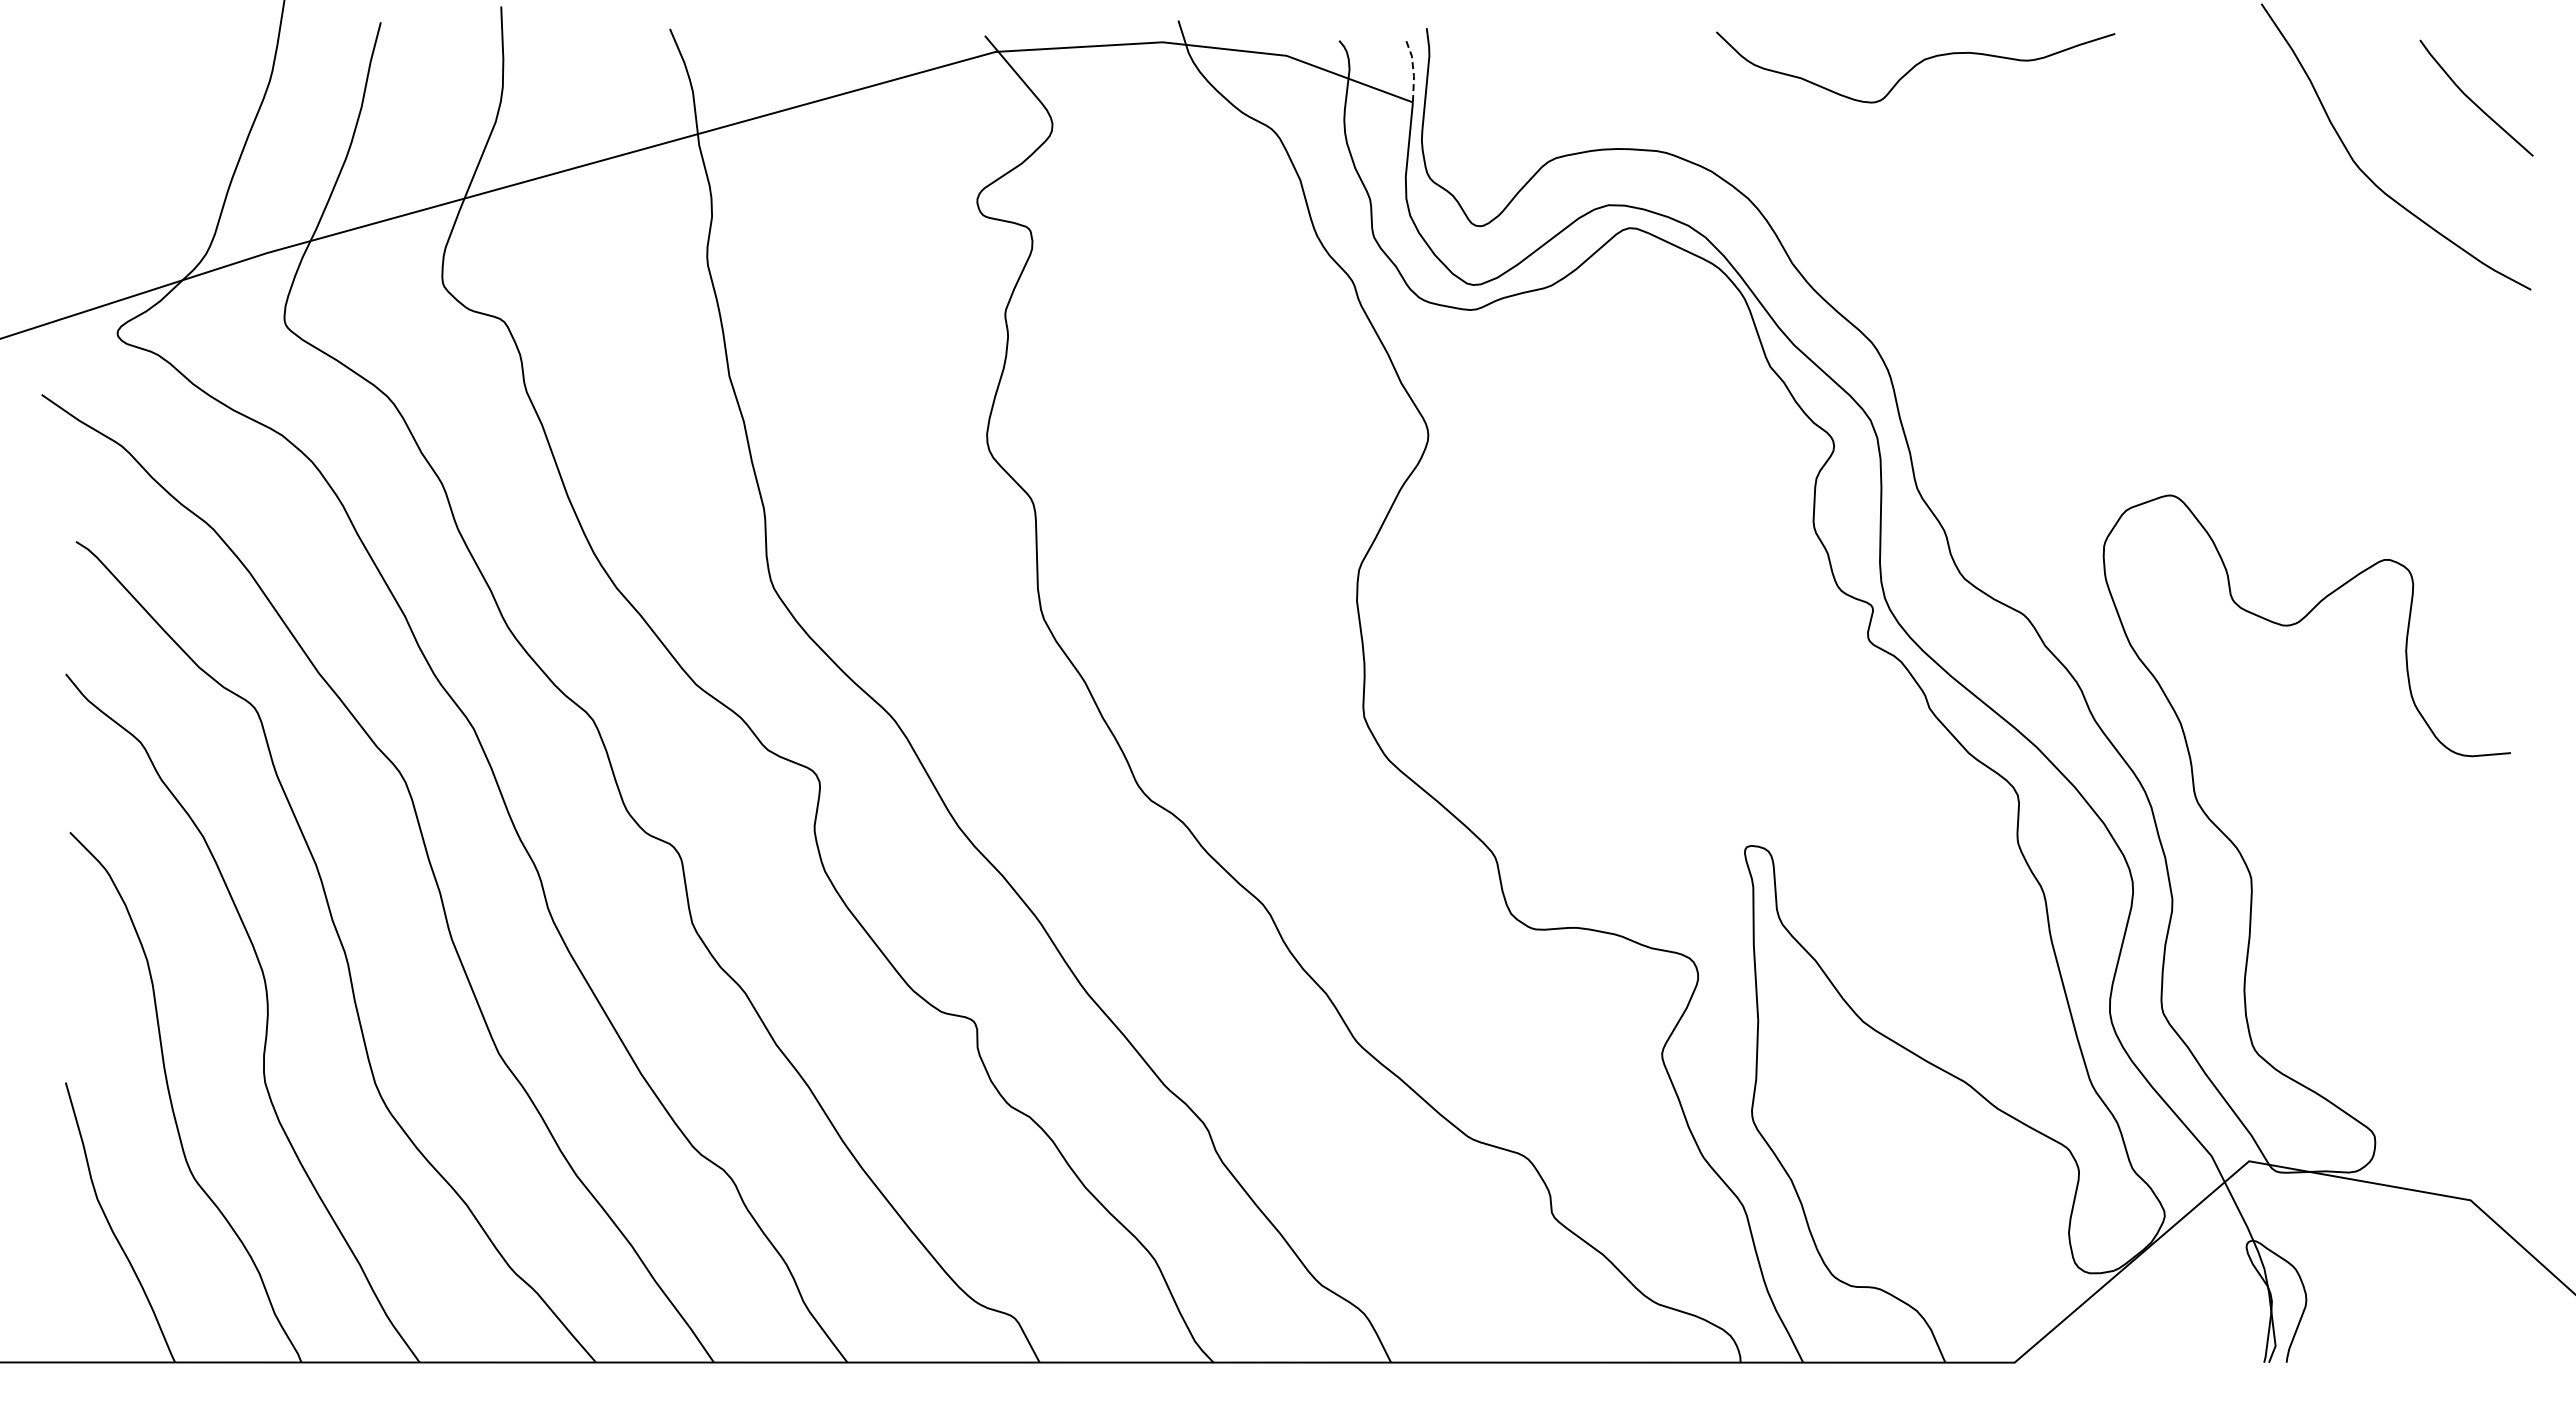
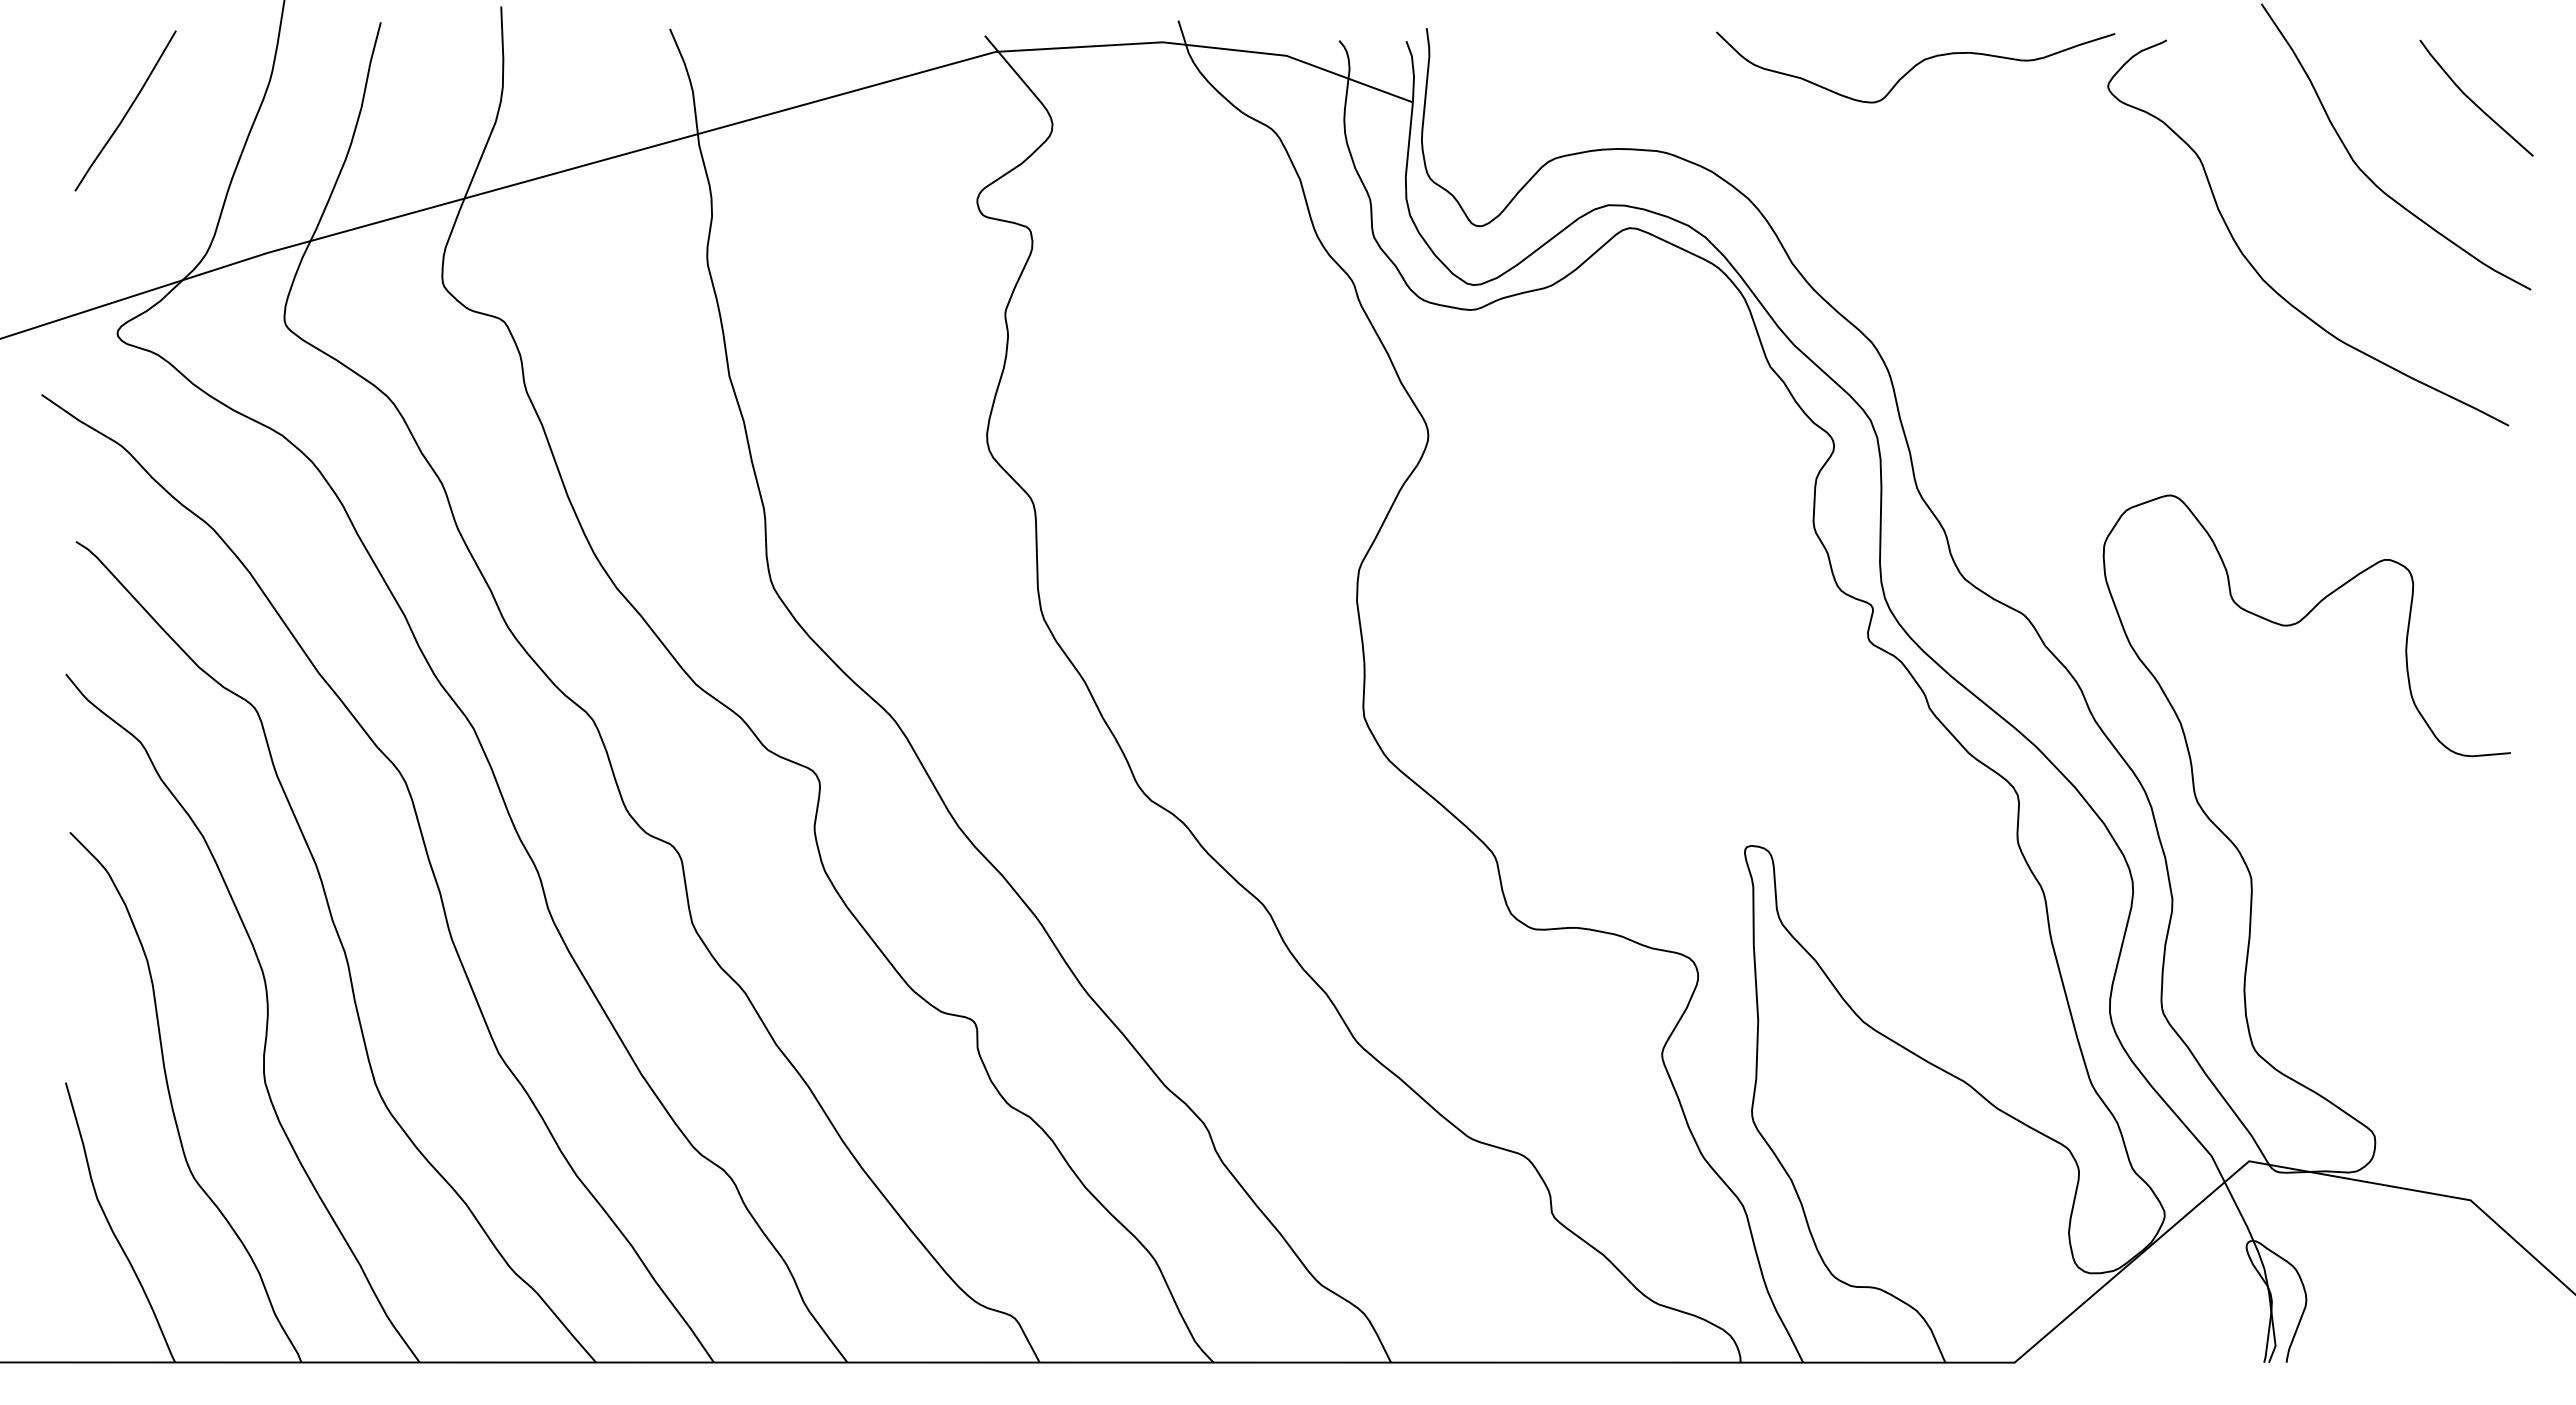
line: dashed -> solid (1413, 71)
line: none -> present (126, 111)
curve: none -> present (2256, 269)
